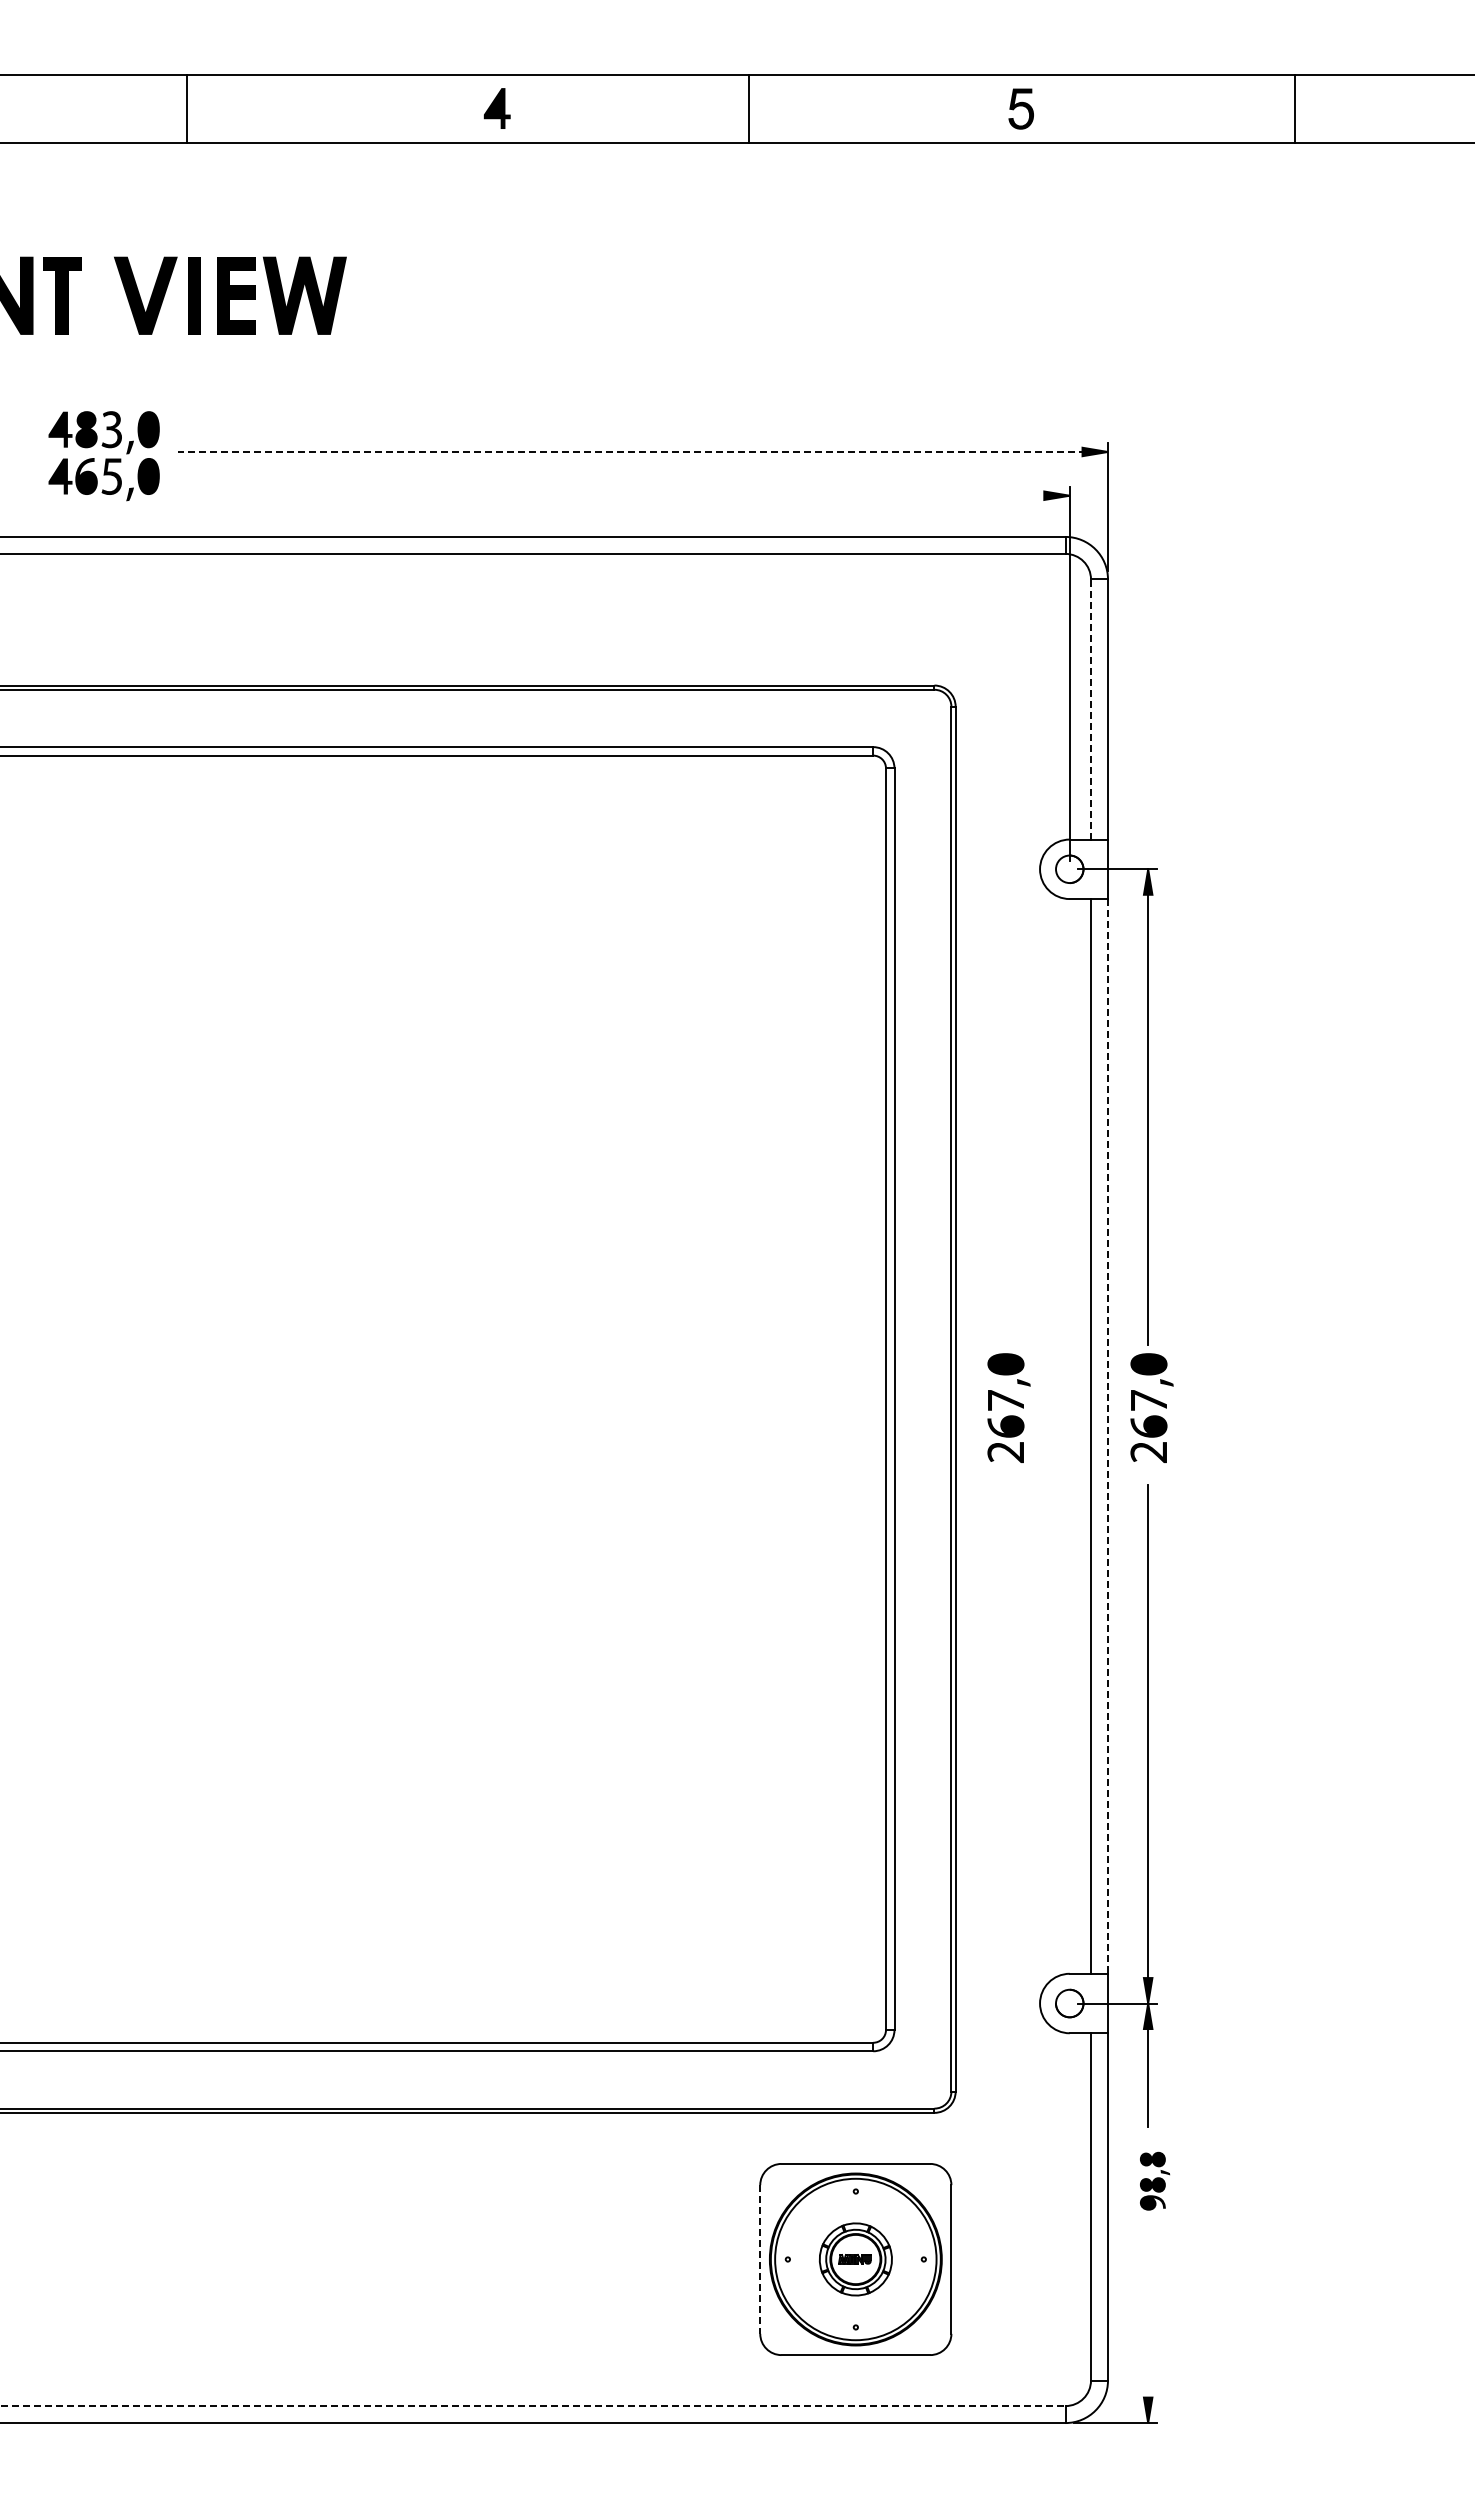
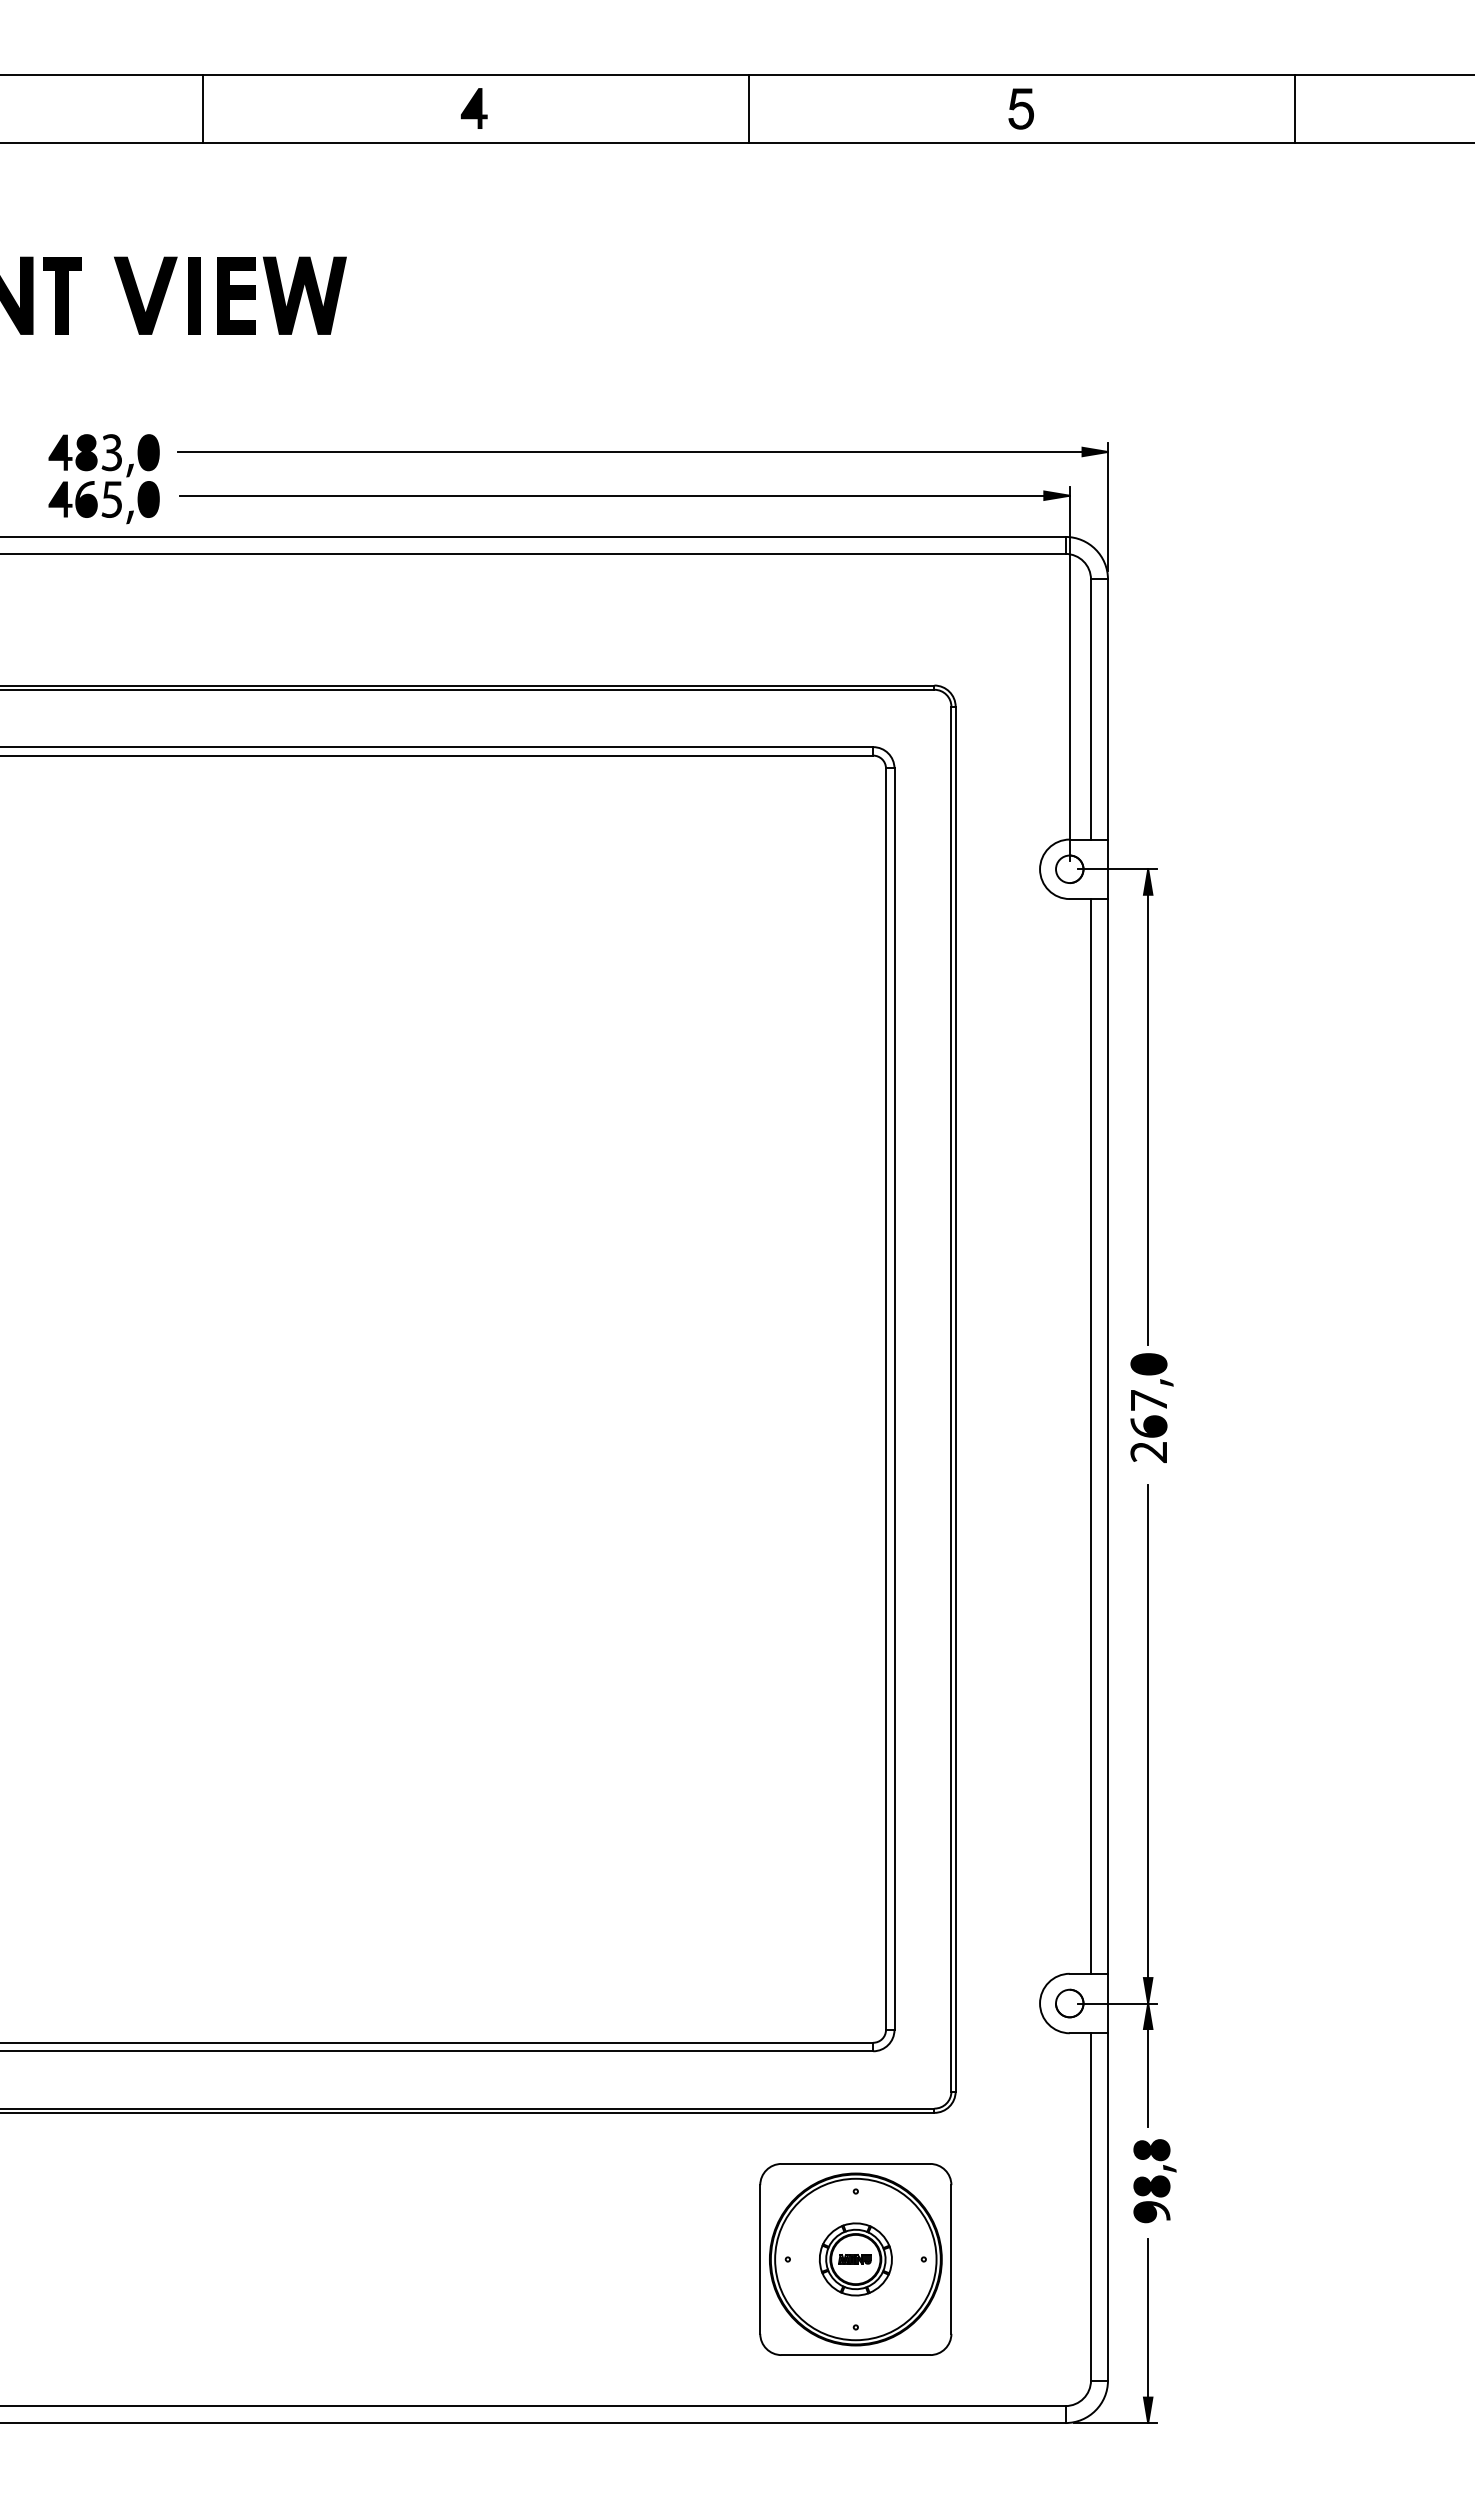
line position: (187, 108) -> (203, 108) (203, 108)
part position: (496, 108) -> (473, 108) (473, 108)
line: dashed -> solid (643, 451)
part position: (103, 456) -> (103, 479) (103, 479)
line: none -> present (624, 495)
line: dashed -> solid (1091, 709)
part: present -> none (1008, 1407)
line: dashed -> solid (1108, 1436)
part size: 31x60 px -> 44x85 px (1154, 2181)
line: dashed -> solid (760, 2260)
line: none -> present (1148, 2330)
line: dashed -> solid (533, 2406)
